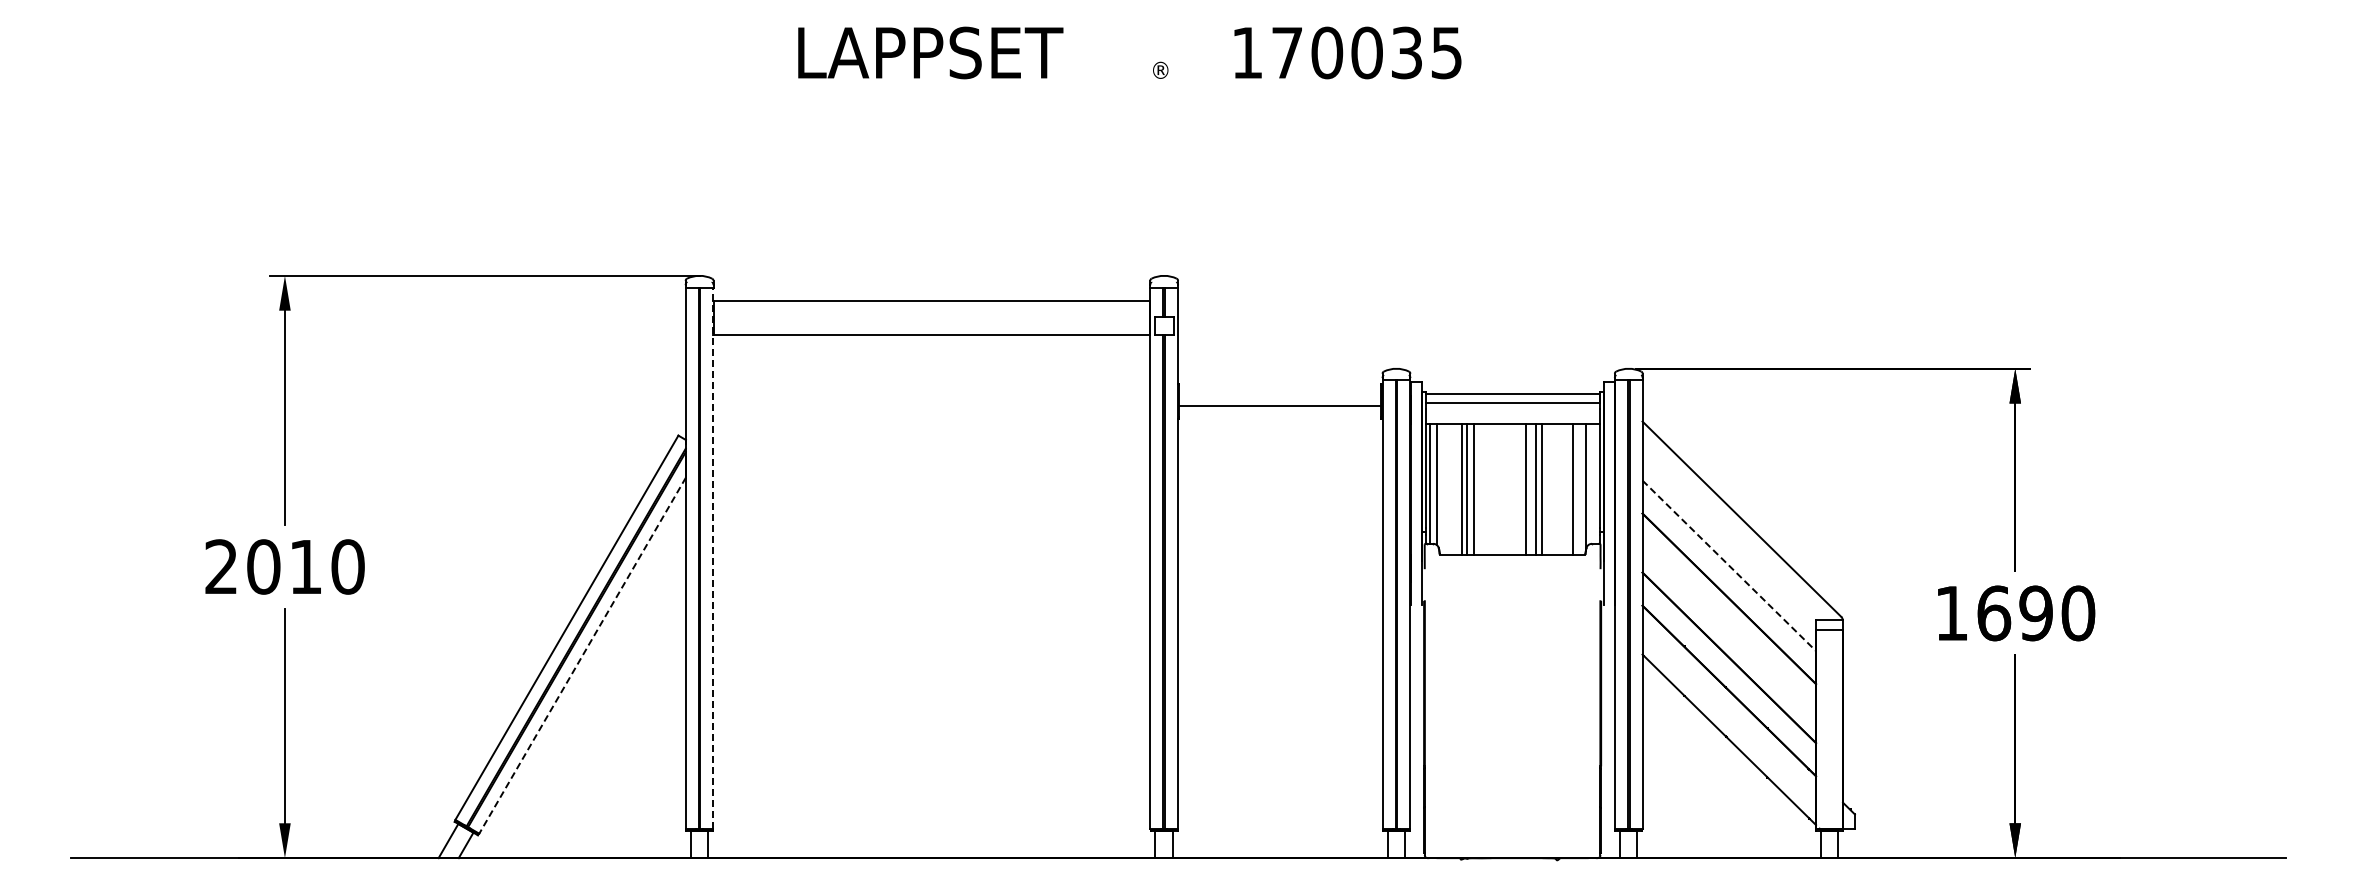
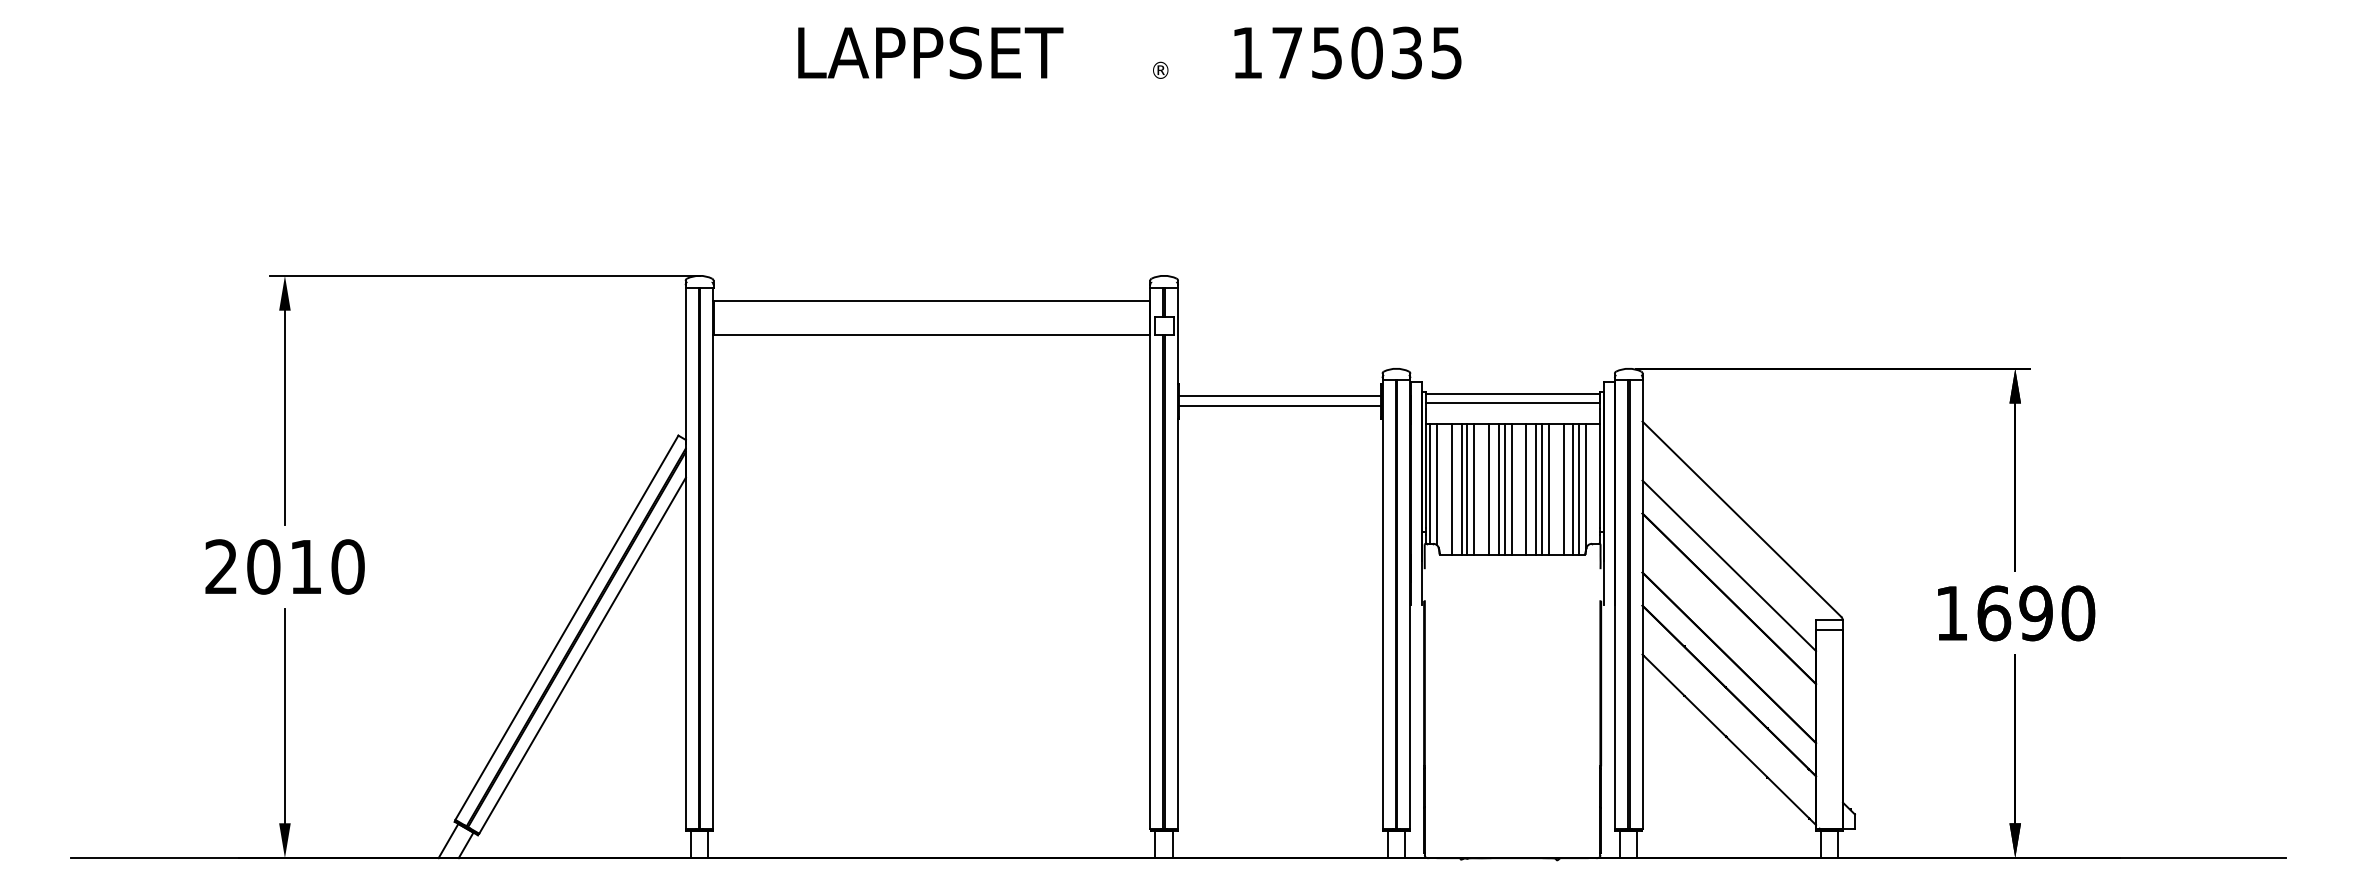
text: 170035 -> 175035 (1327, 52)
line: none -> present (1279, 396)
line: none -> present (1452, 489)
line: none -> present (1489, 489)
line: none -> present (1498, 489)
line: none -> present (1504, 489)
line: none -> present (1511, 489)
line: none -> present (1548, 489)
line: none -> present (1563, 489)
line: none -> present (1578, 489)
line: dashed -> solid (713, 558)
line: dashed -> solid (1729, 565)
line: dashed -> solid (582, 655)
